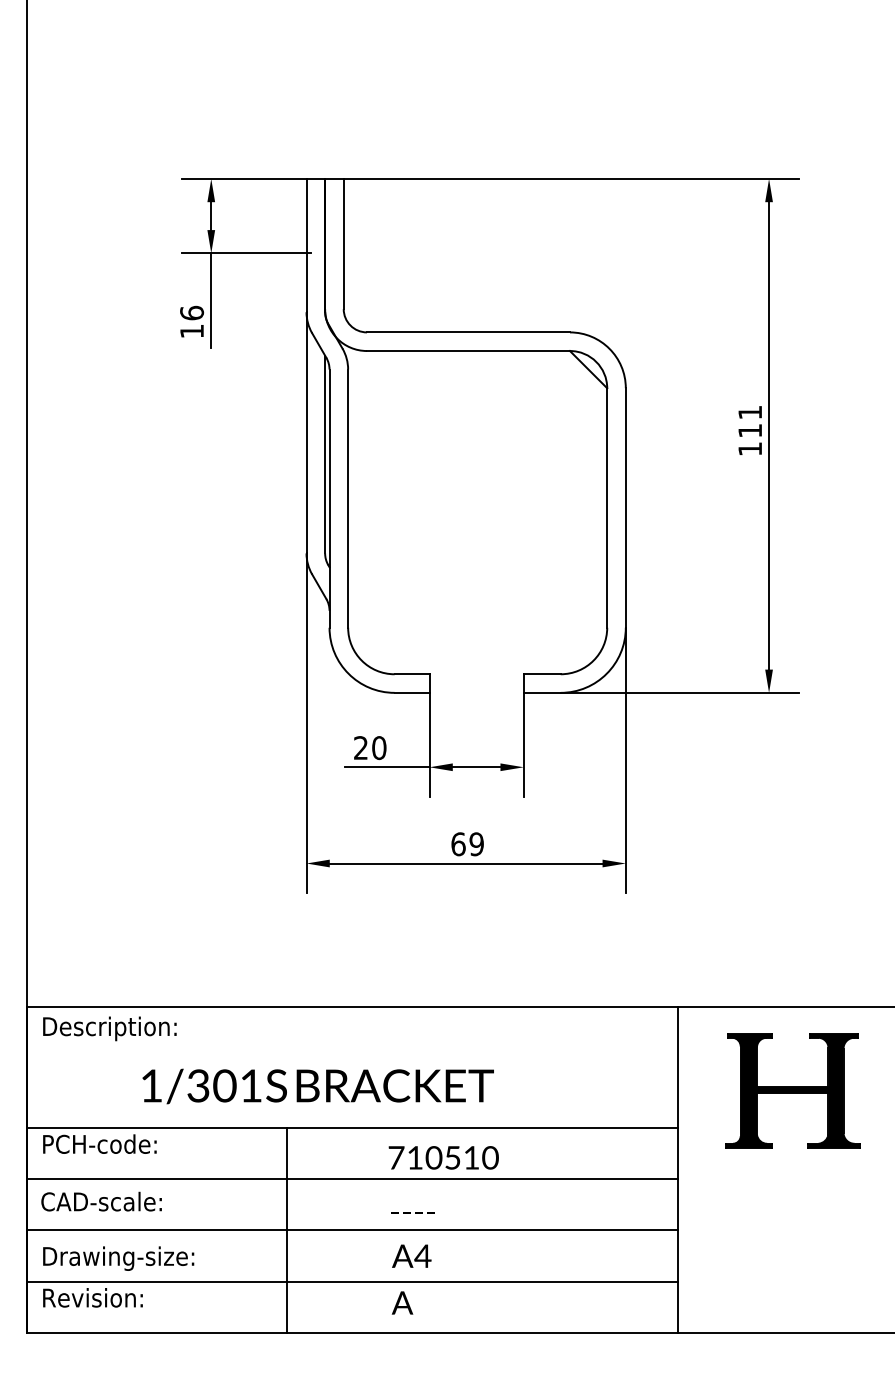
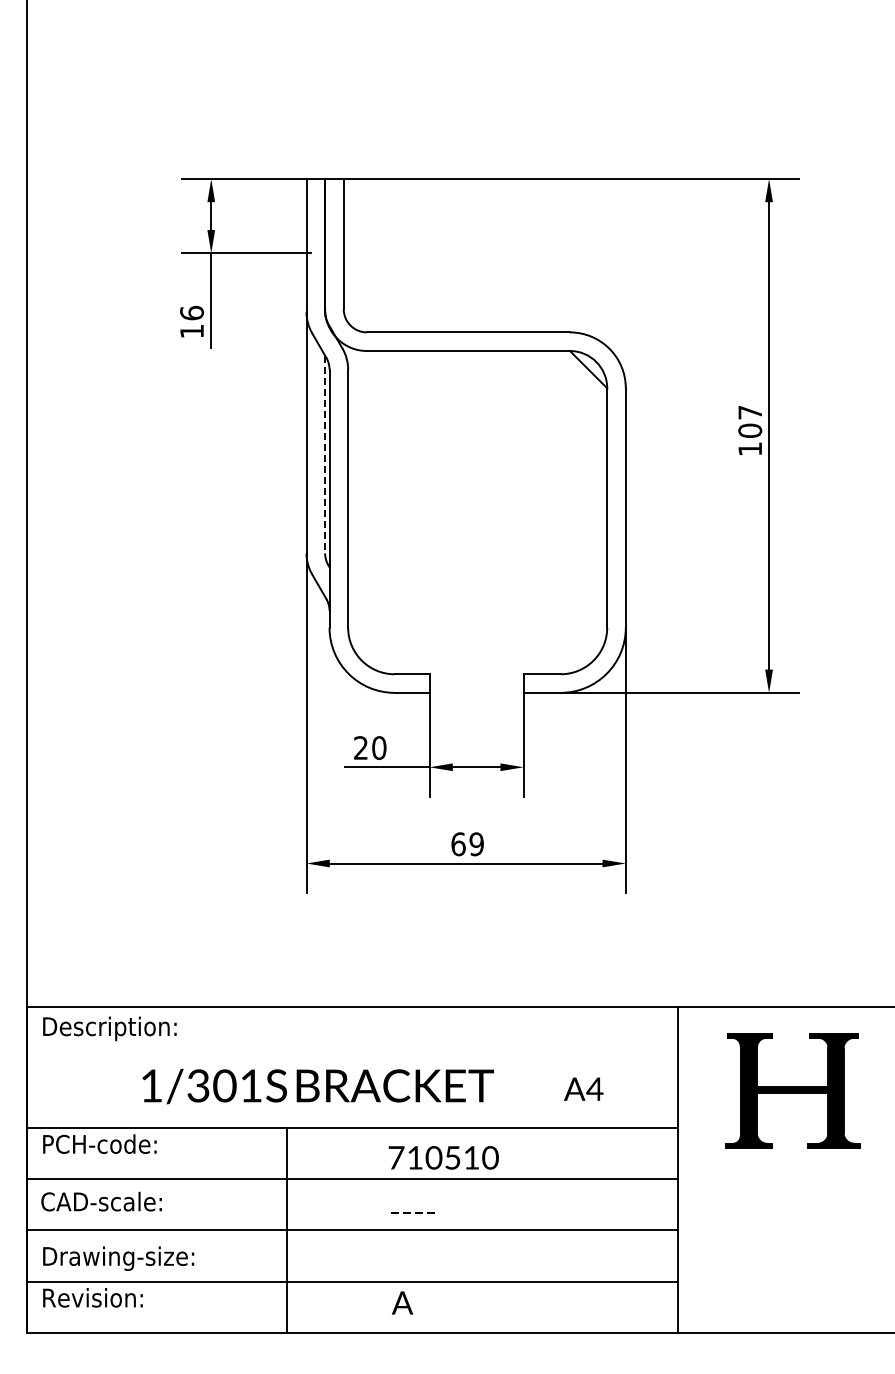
text: 111 -> 107 (750, 421)
line: solid -> dashed (325, 454)
text position: (411, 1255) -> (583, 1088) (583, 1088)
